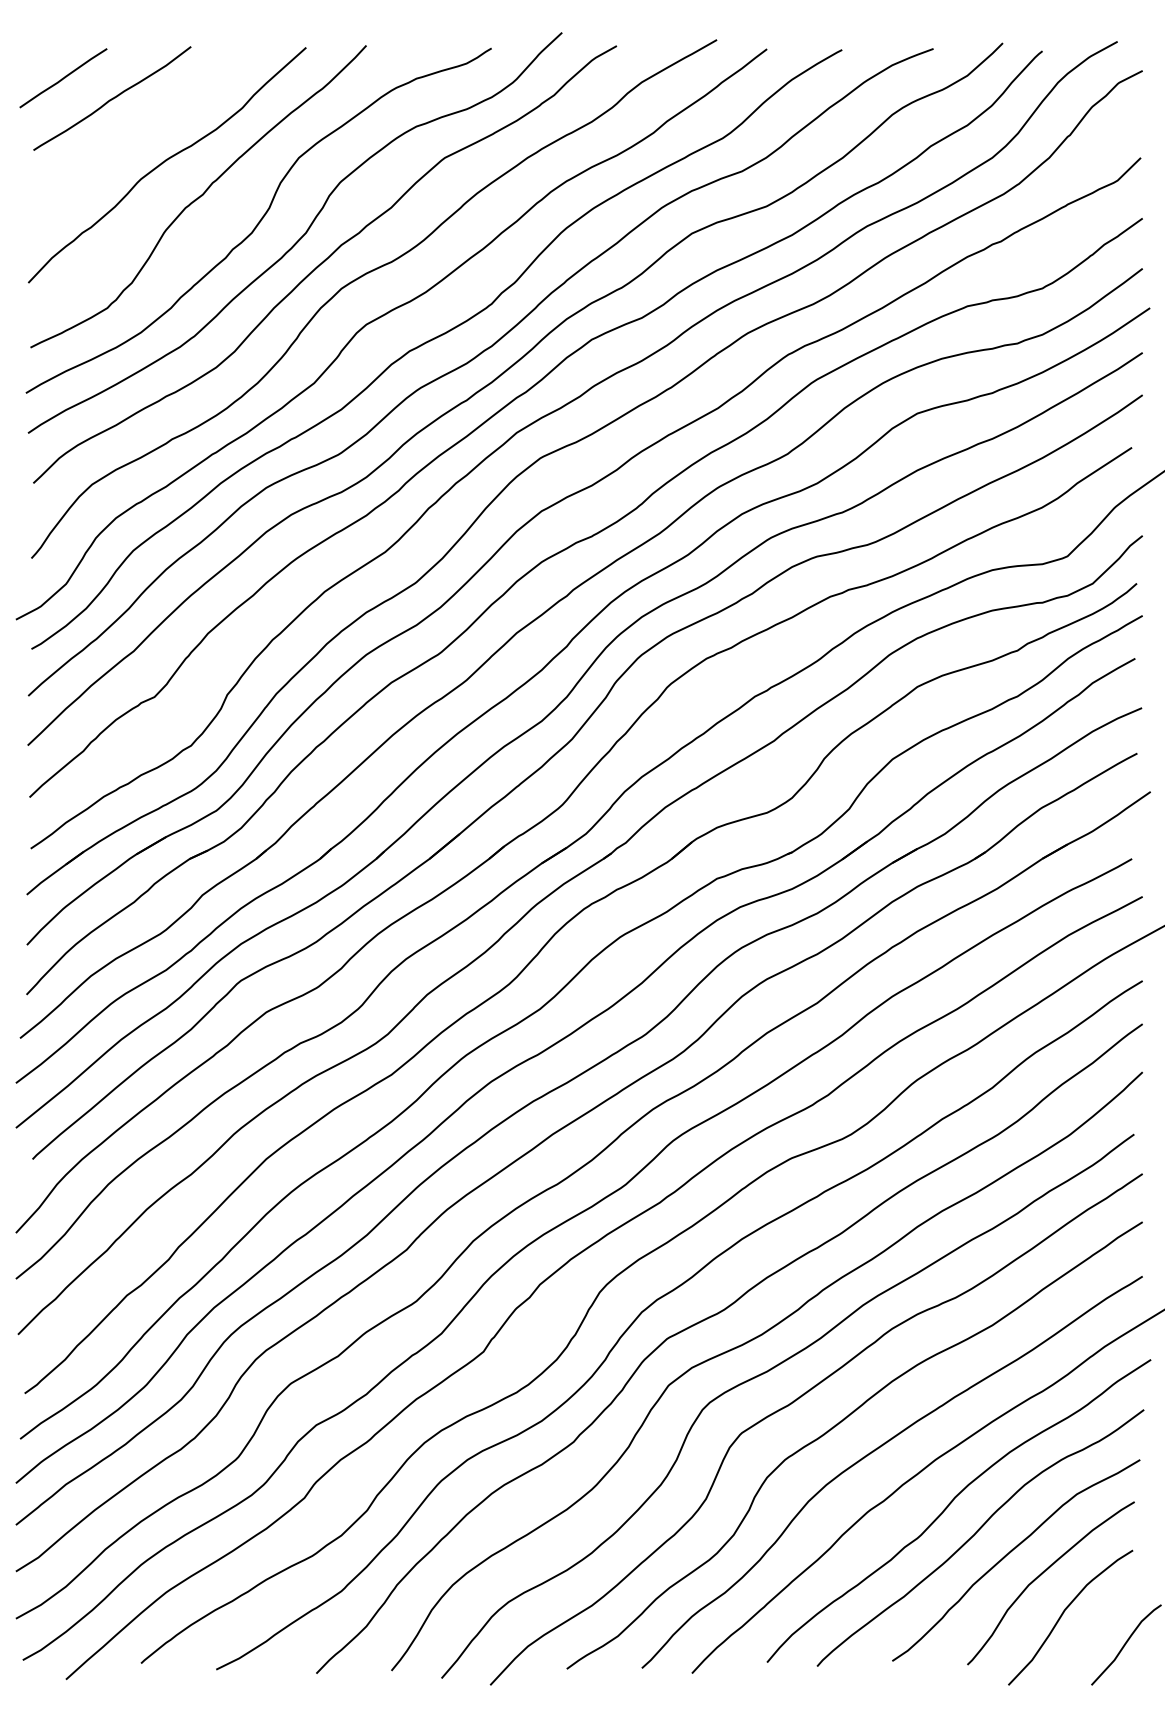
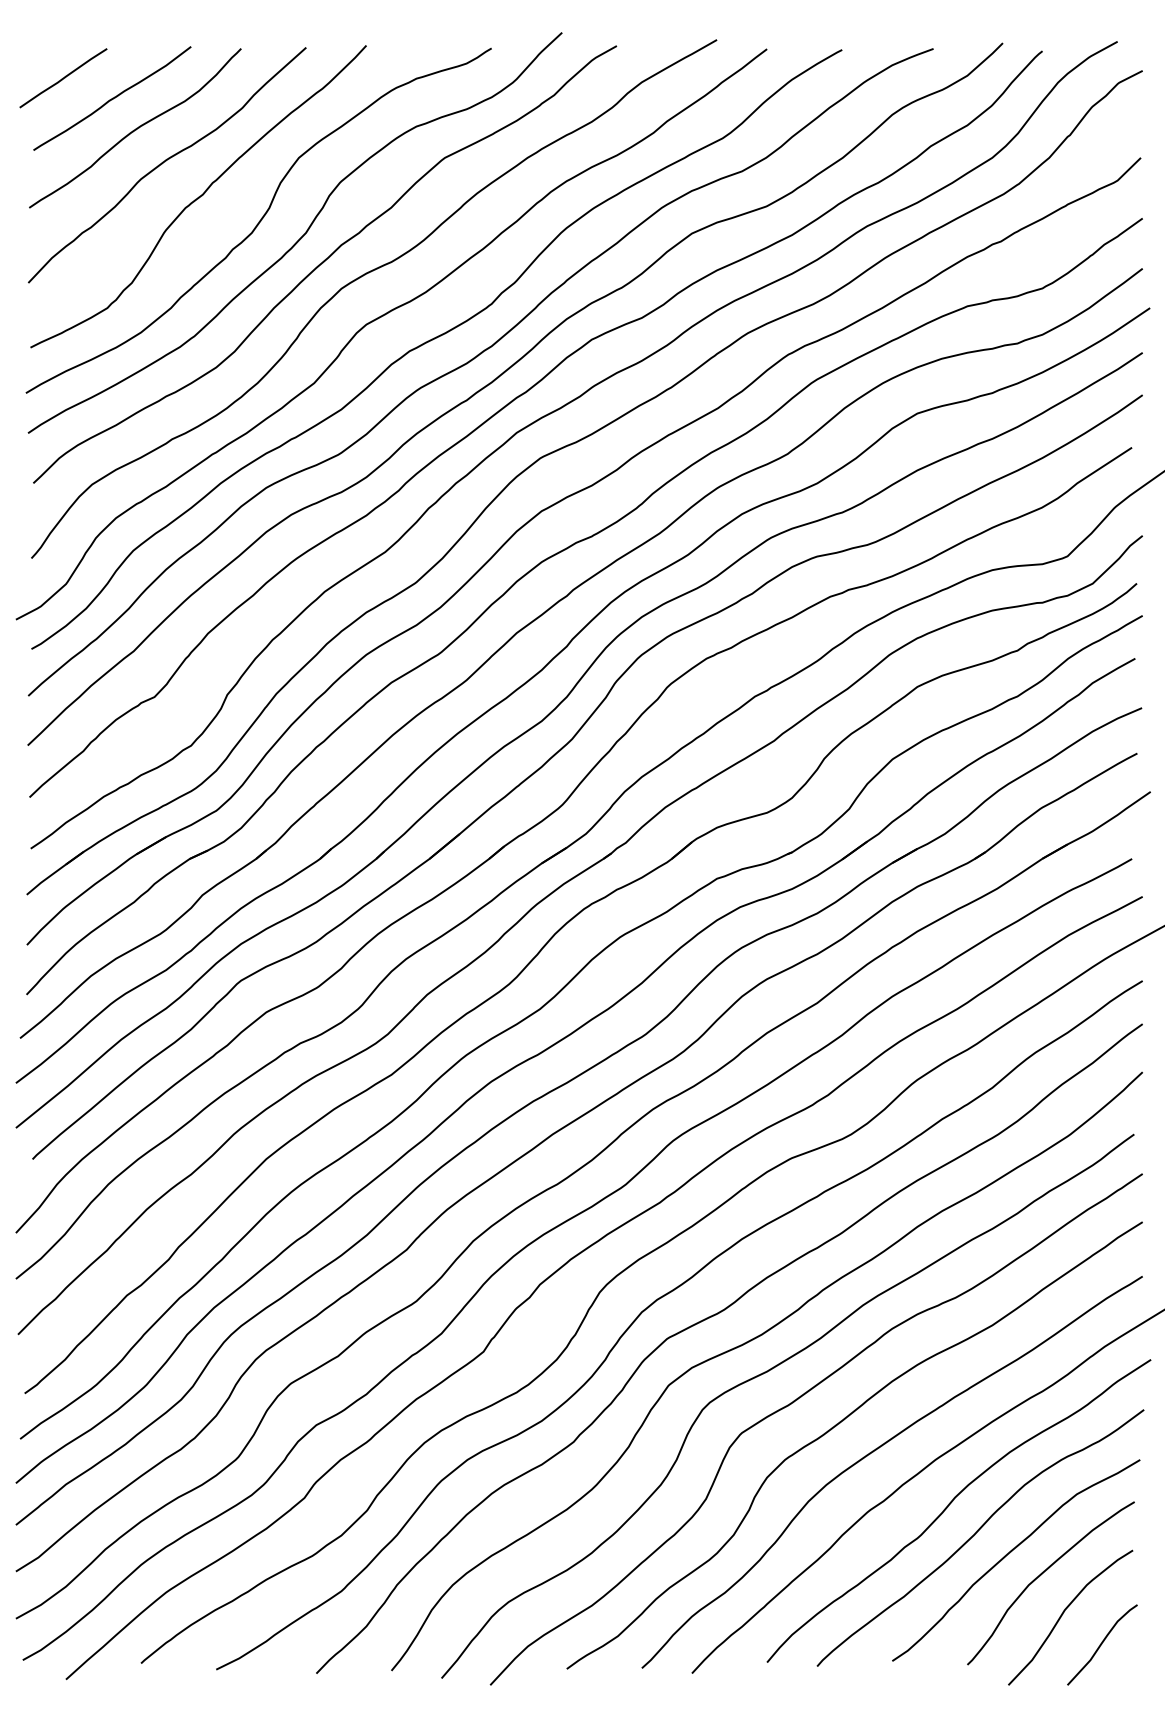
curve: none -> present (135, 128)
curve position: (1126, 1644) -> (1102, 1644) (1102, 1644)
